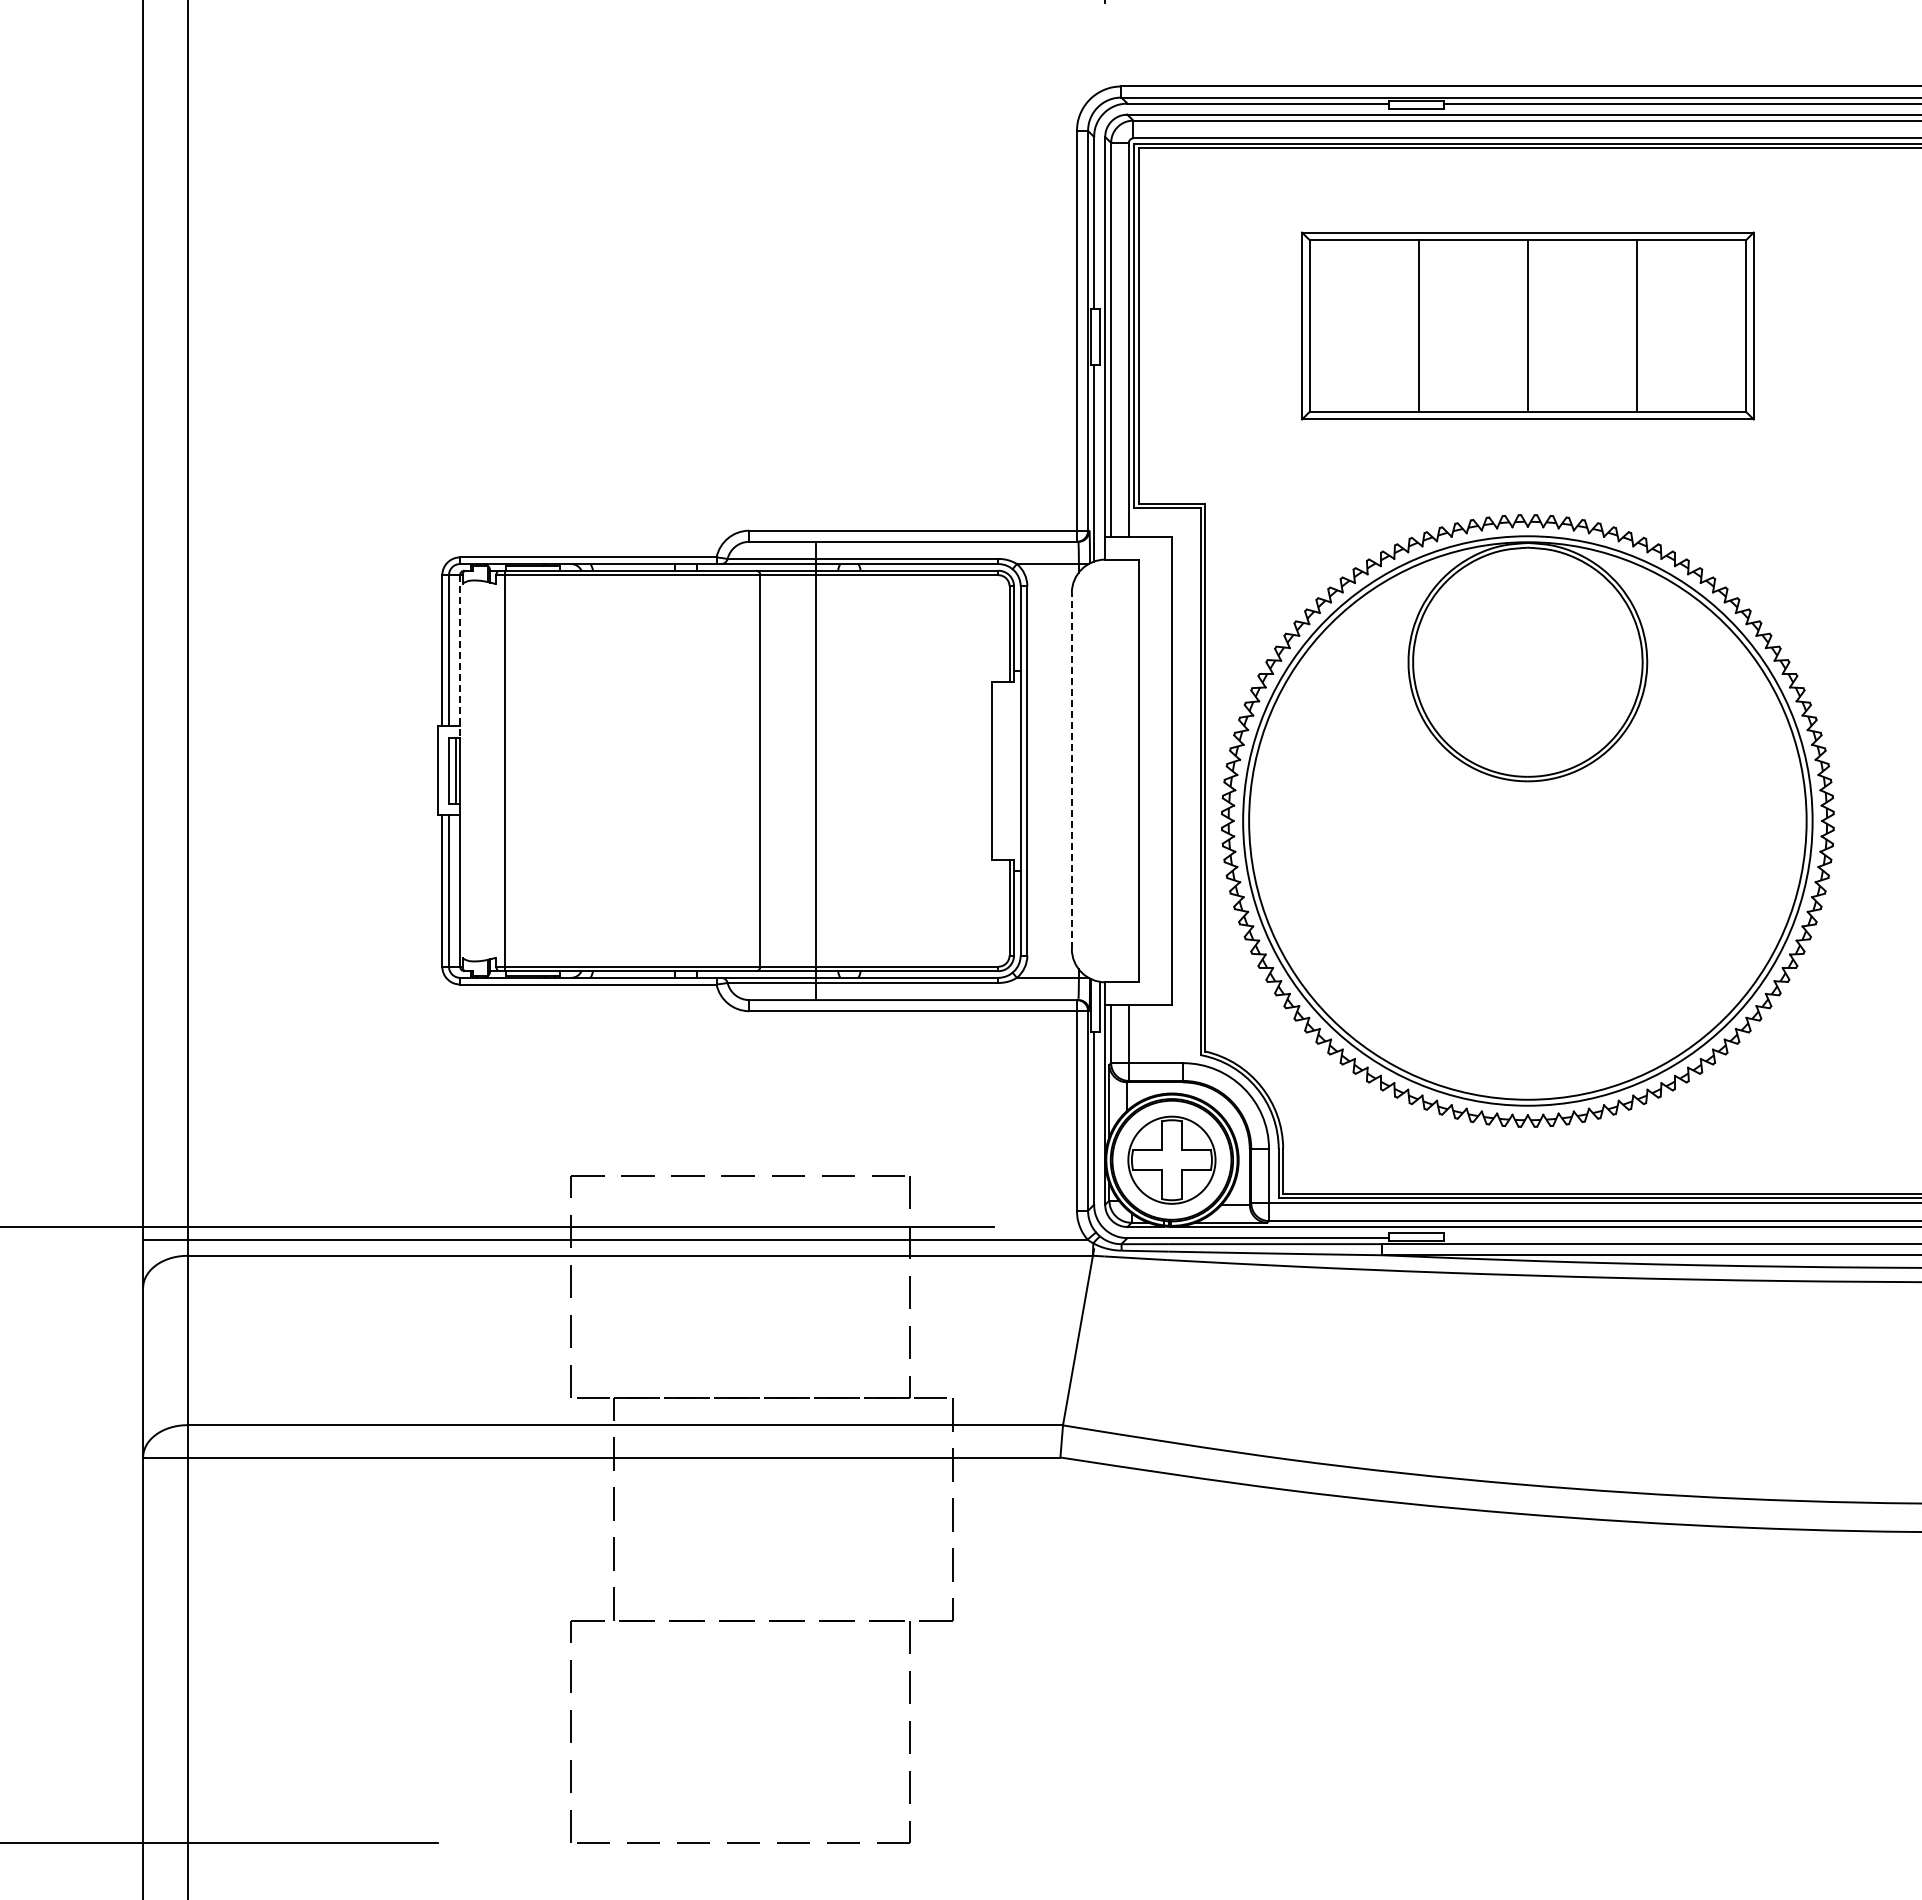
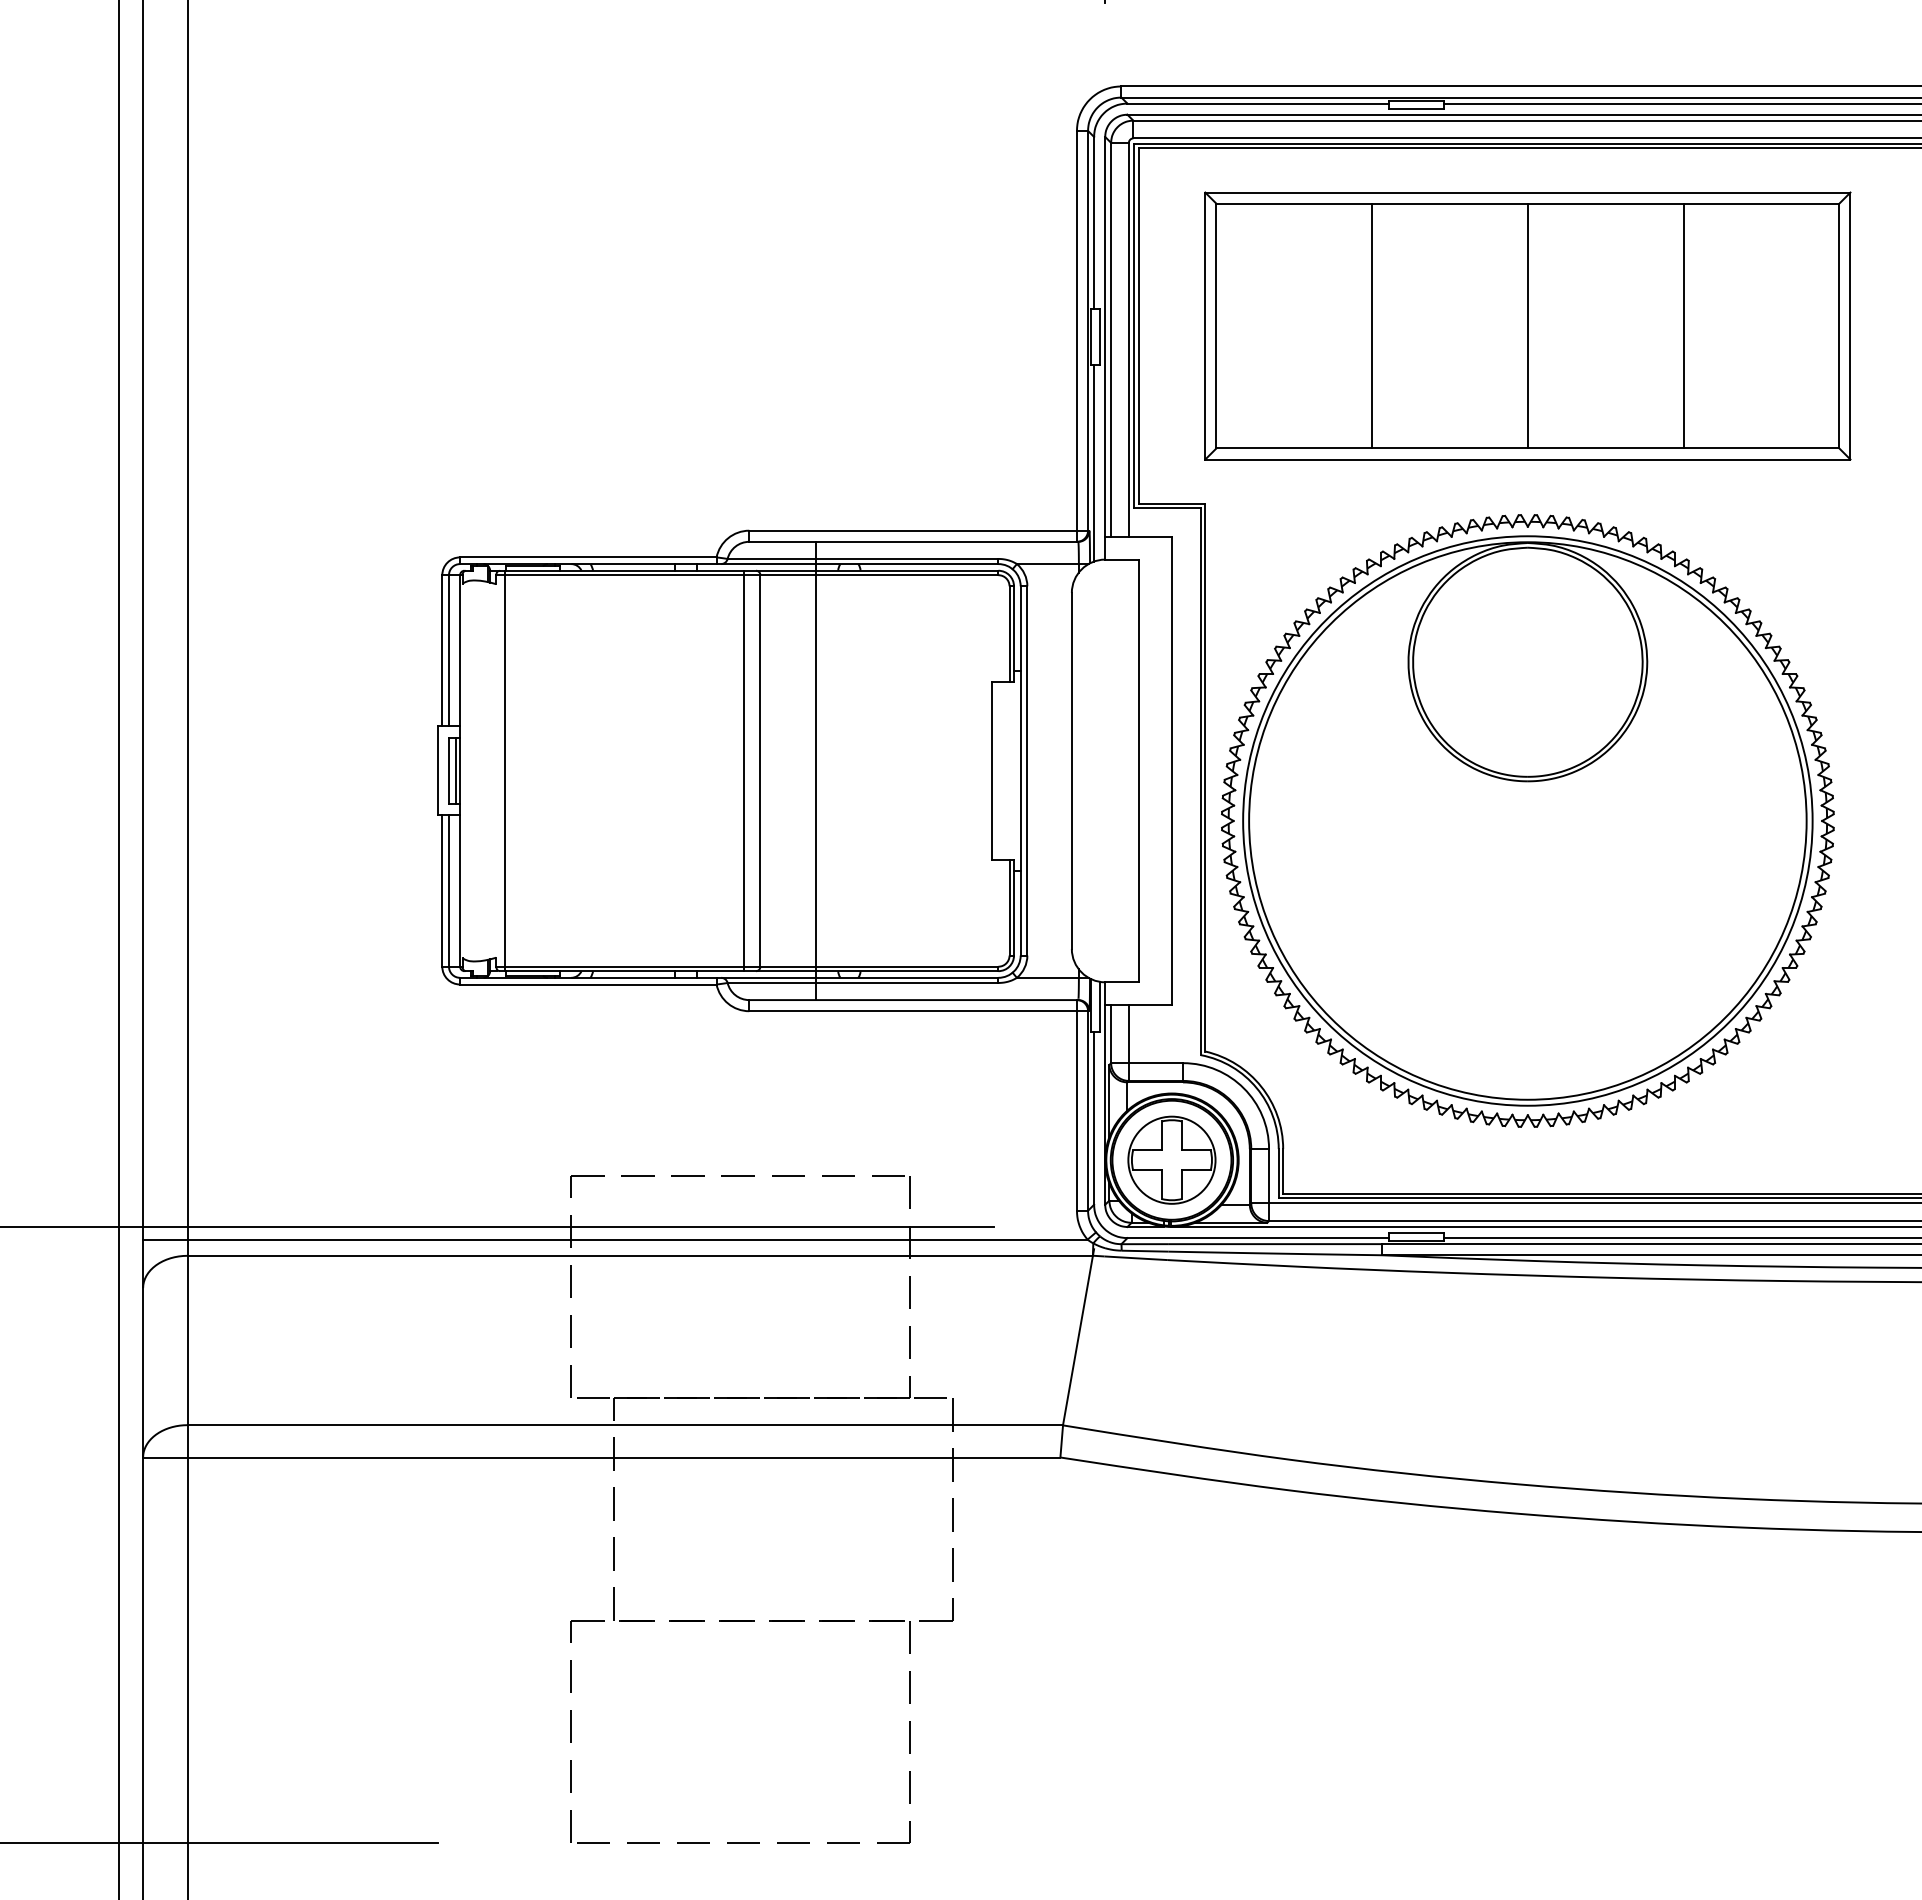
part size: 454x190 px -> 648x270 px (1527, 325)
line: dashed -> solid (460, 656)
line: none -> present (743, 770)
line: dashed -> solid (1071, 770)
line: none -> present (118, 949)
line: none -> present (1681, 1238)
